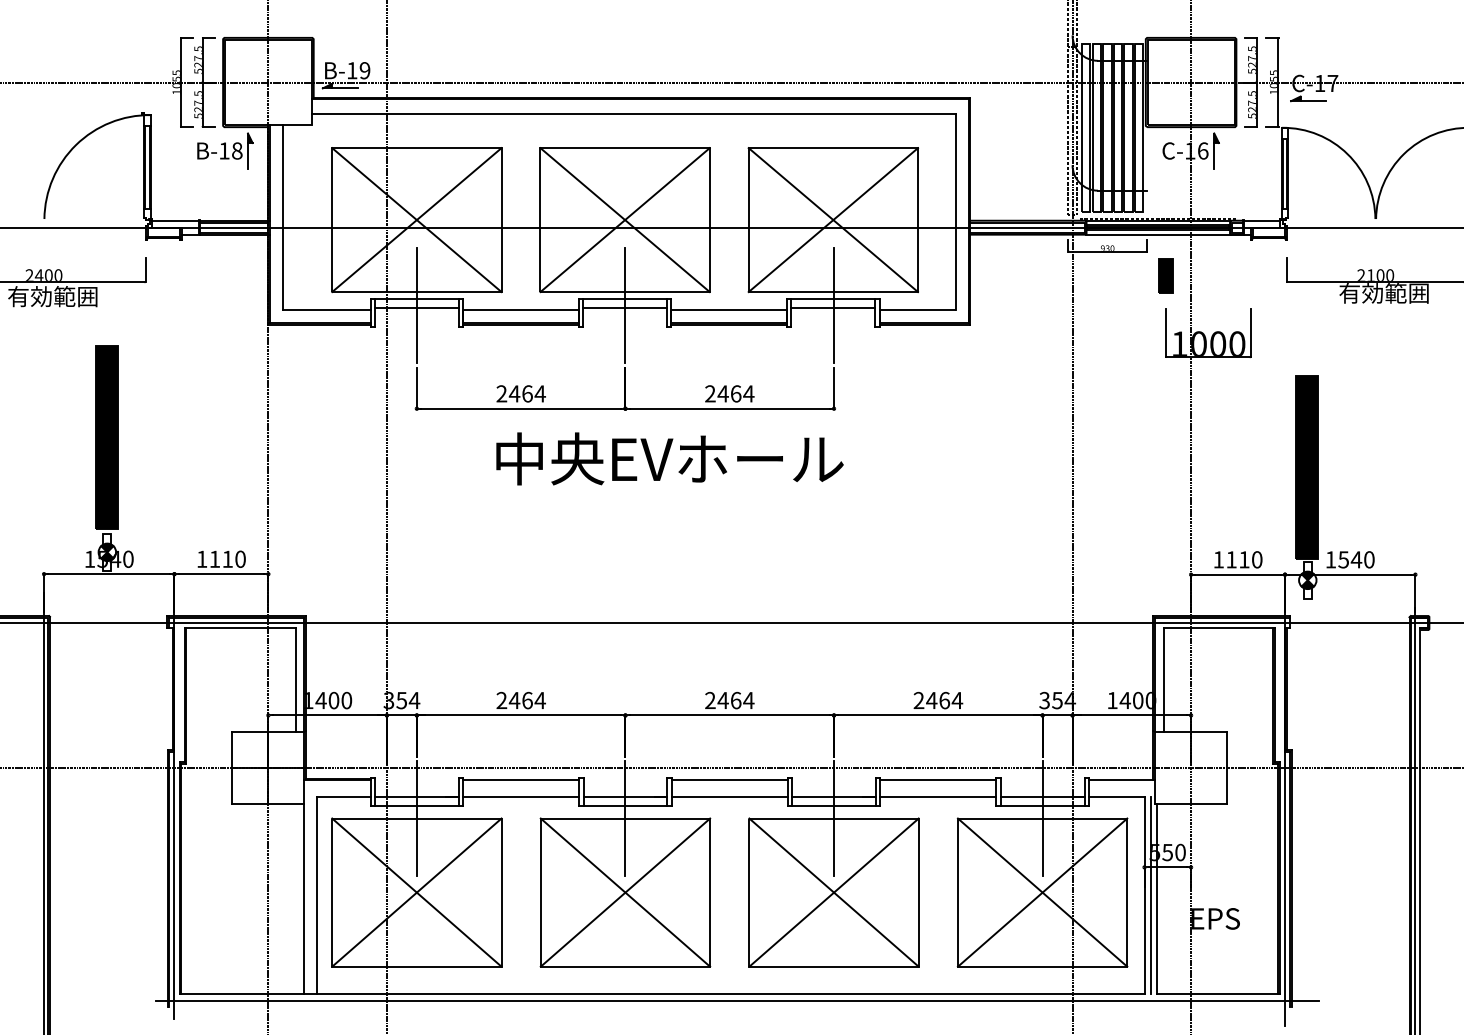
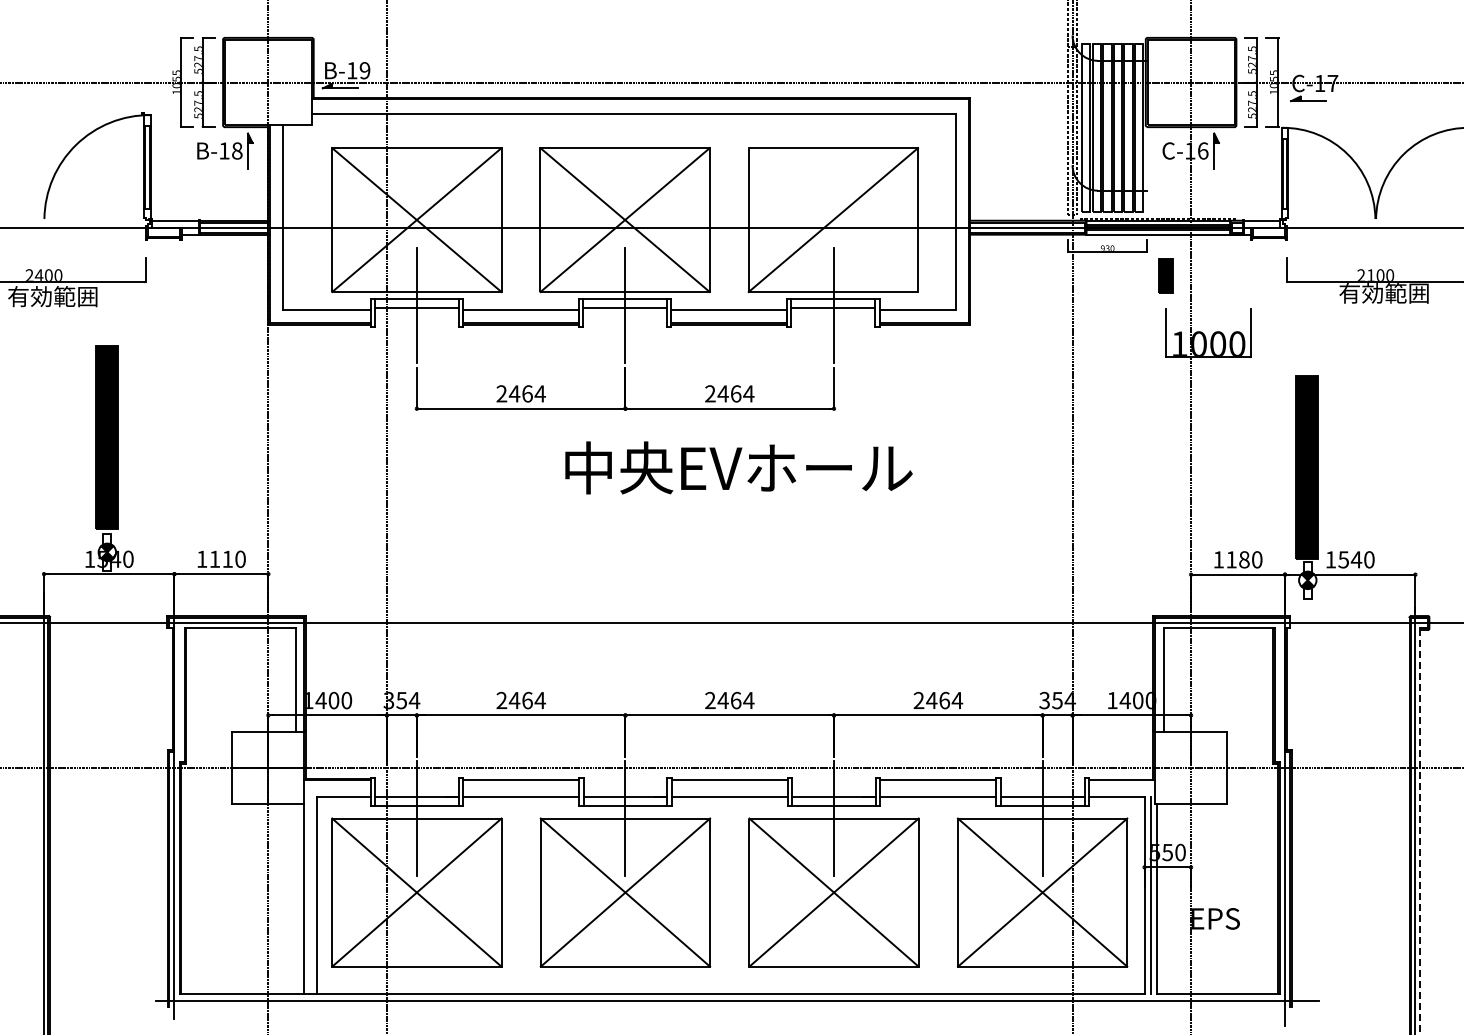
line: present -> none (833, 220)
text position: (669, 458) -> (738, 467) (738, 467)
text: 1110 -> 1180 (1244, 559)
line: solid -> dashed (1419, 831)
